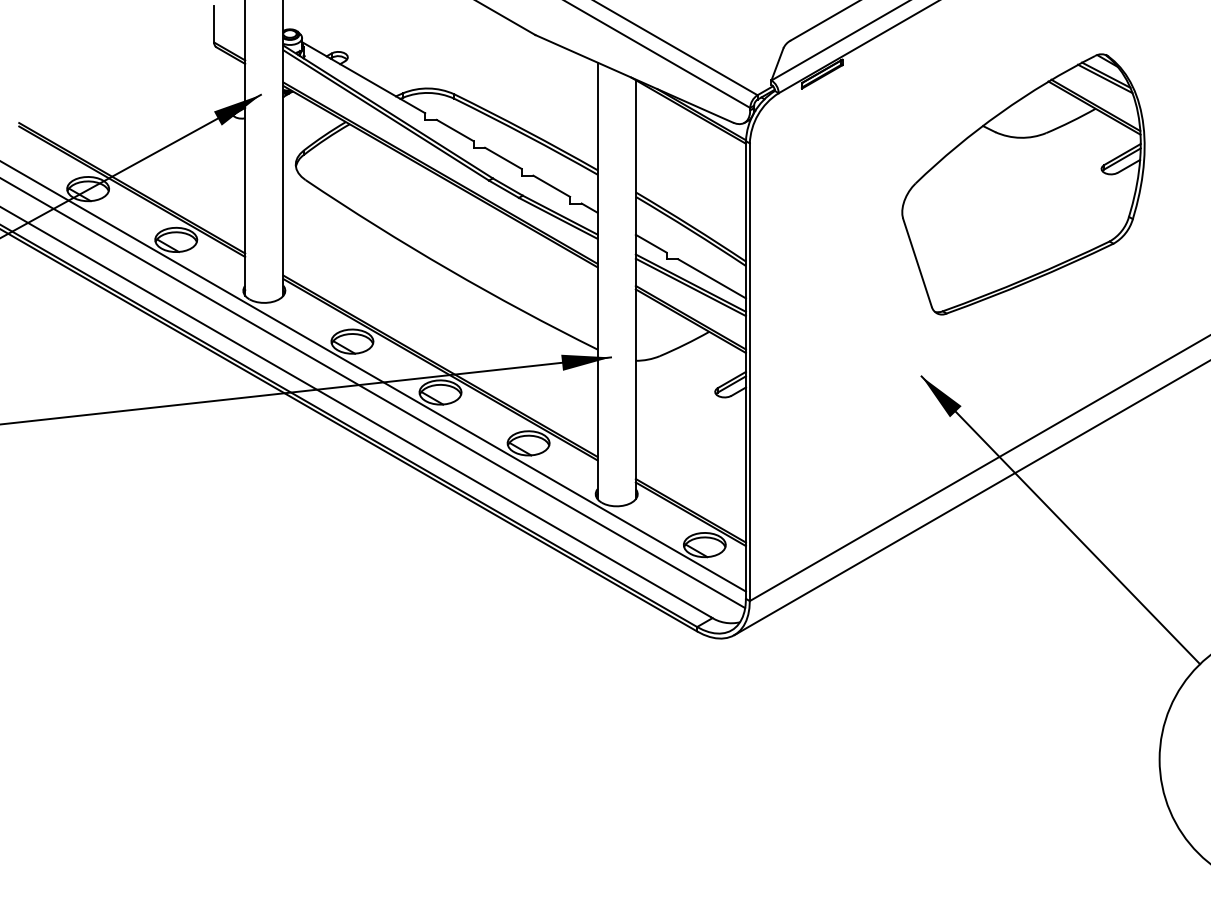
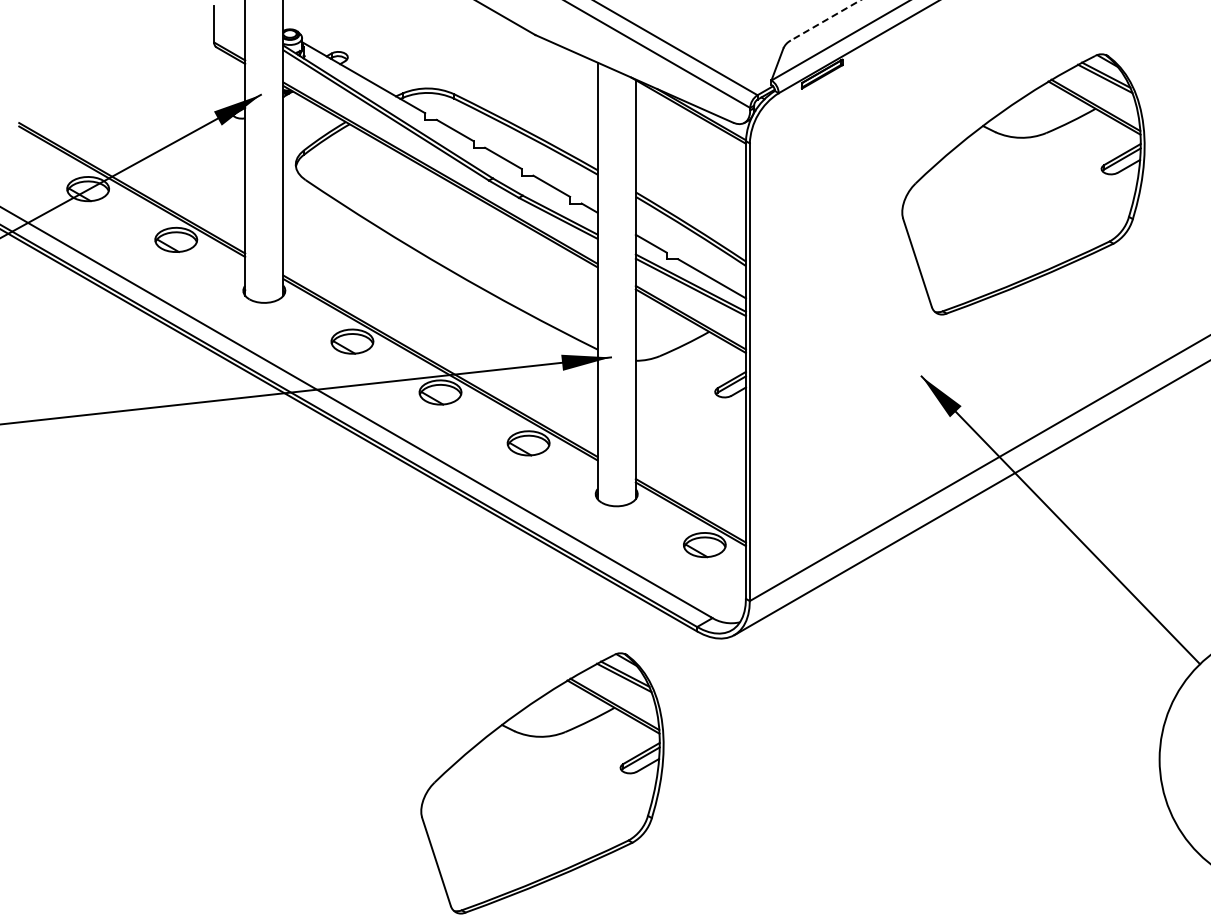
line: solid -> dashed (825, 20)
line: present -> none (373, 376)
line: present -> none (373, 393)
part: none -> present (542, 783)
